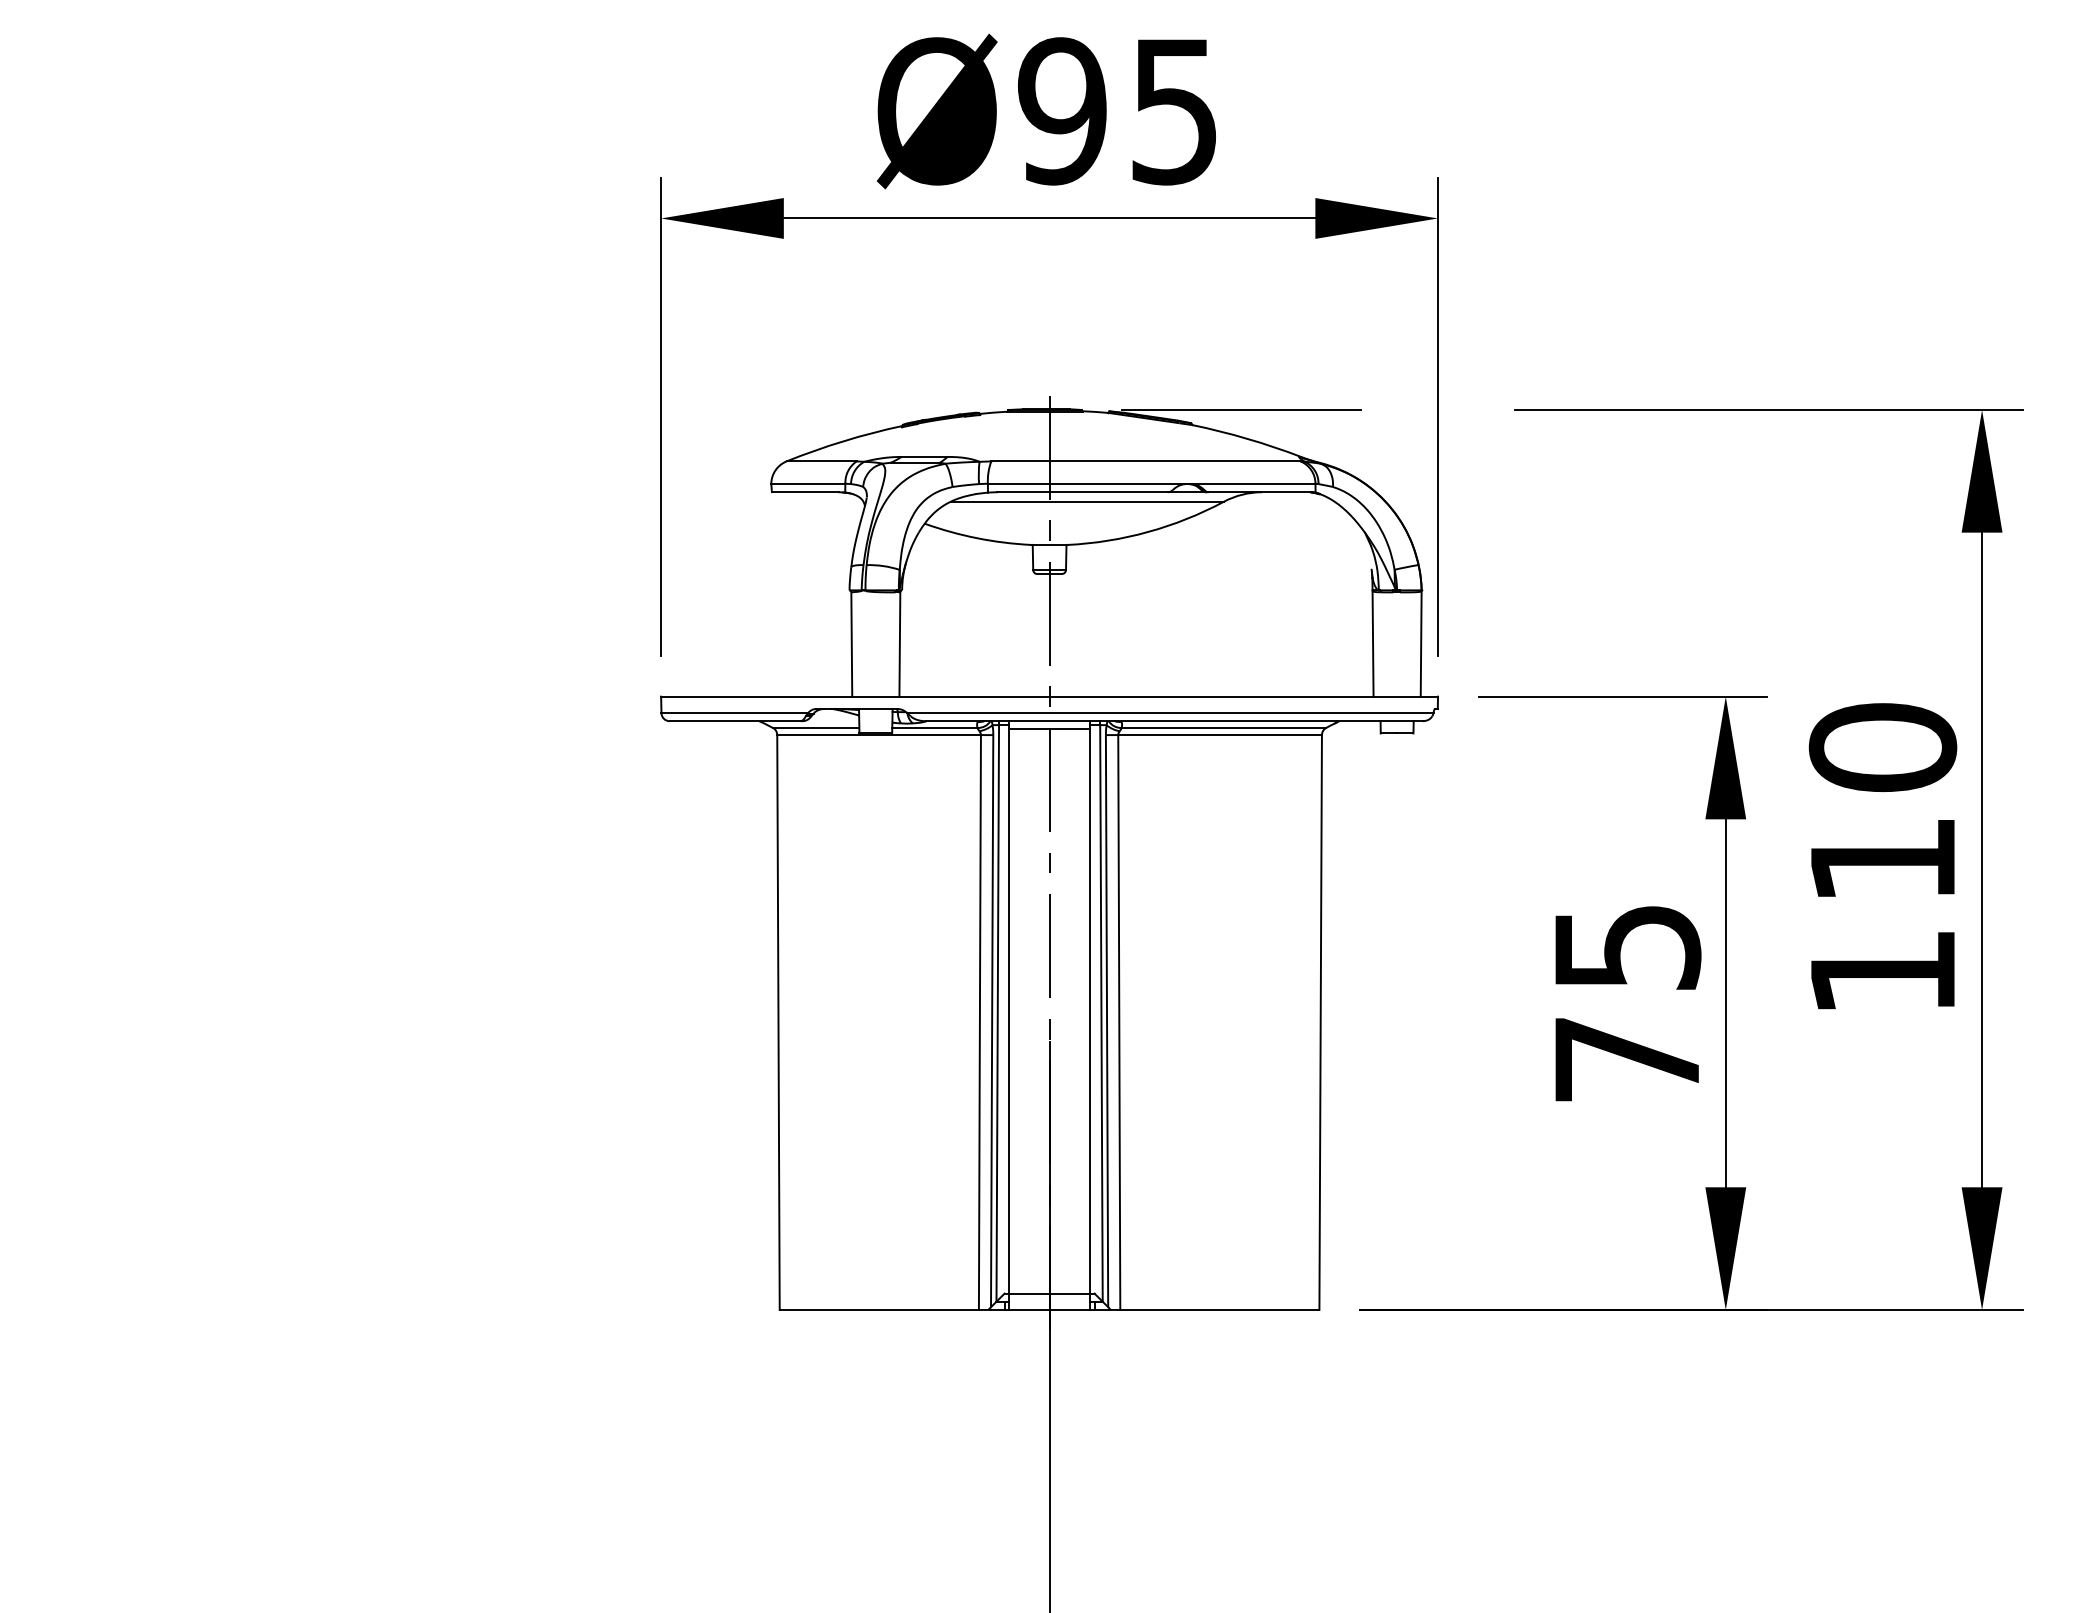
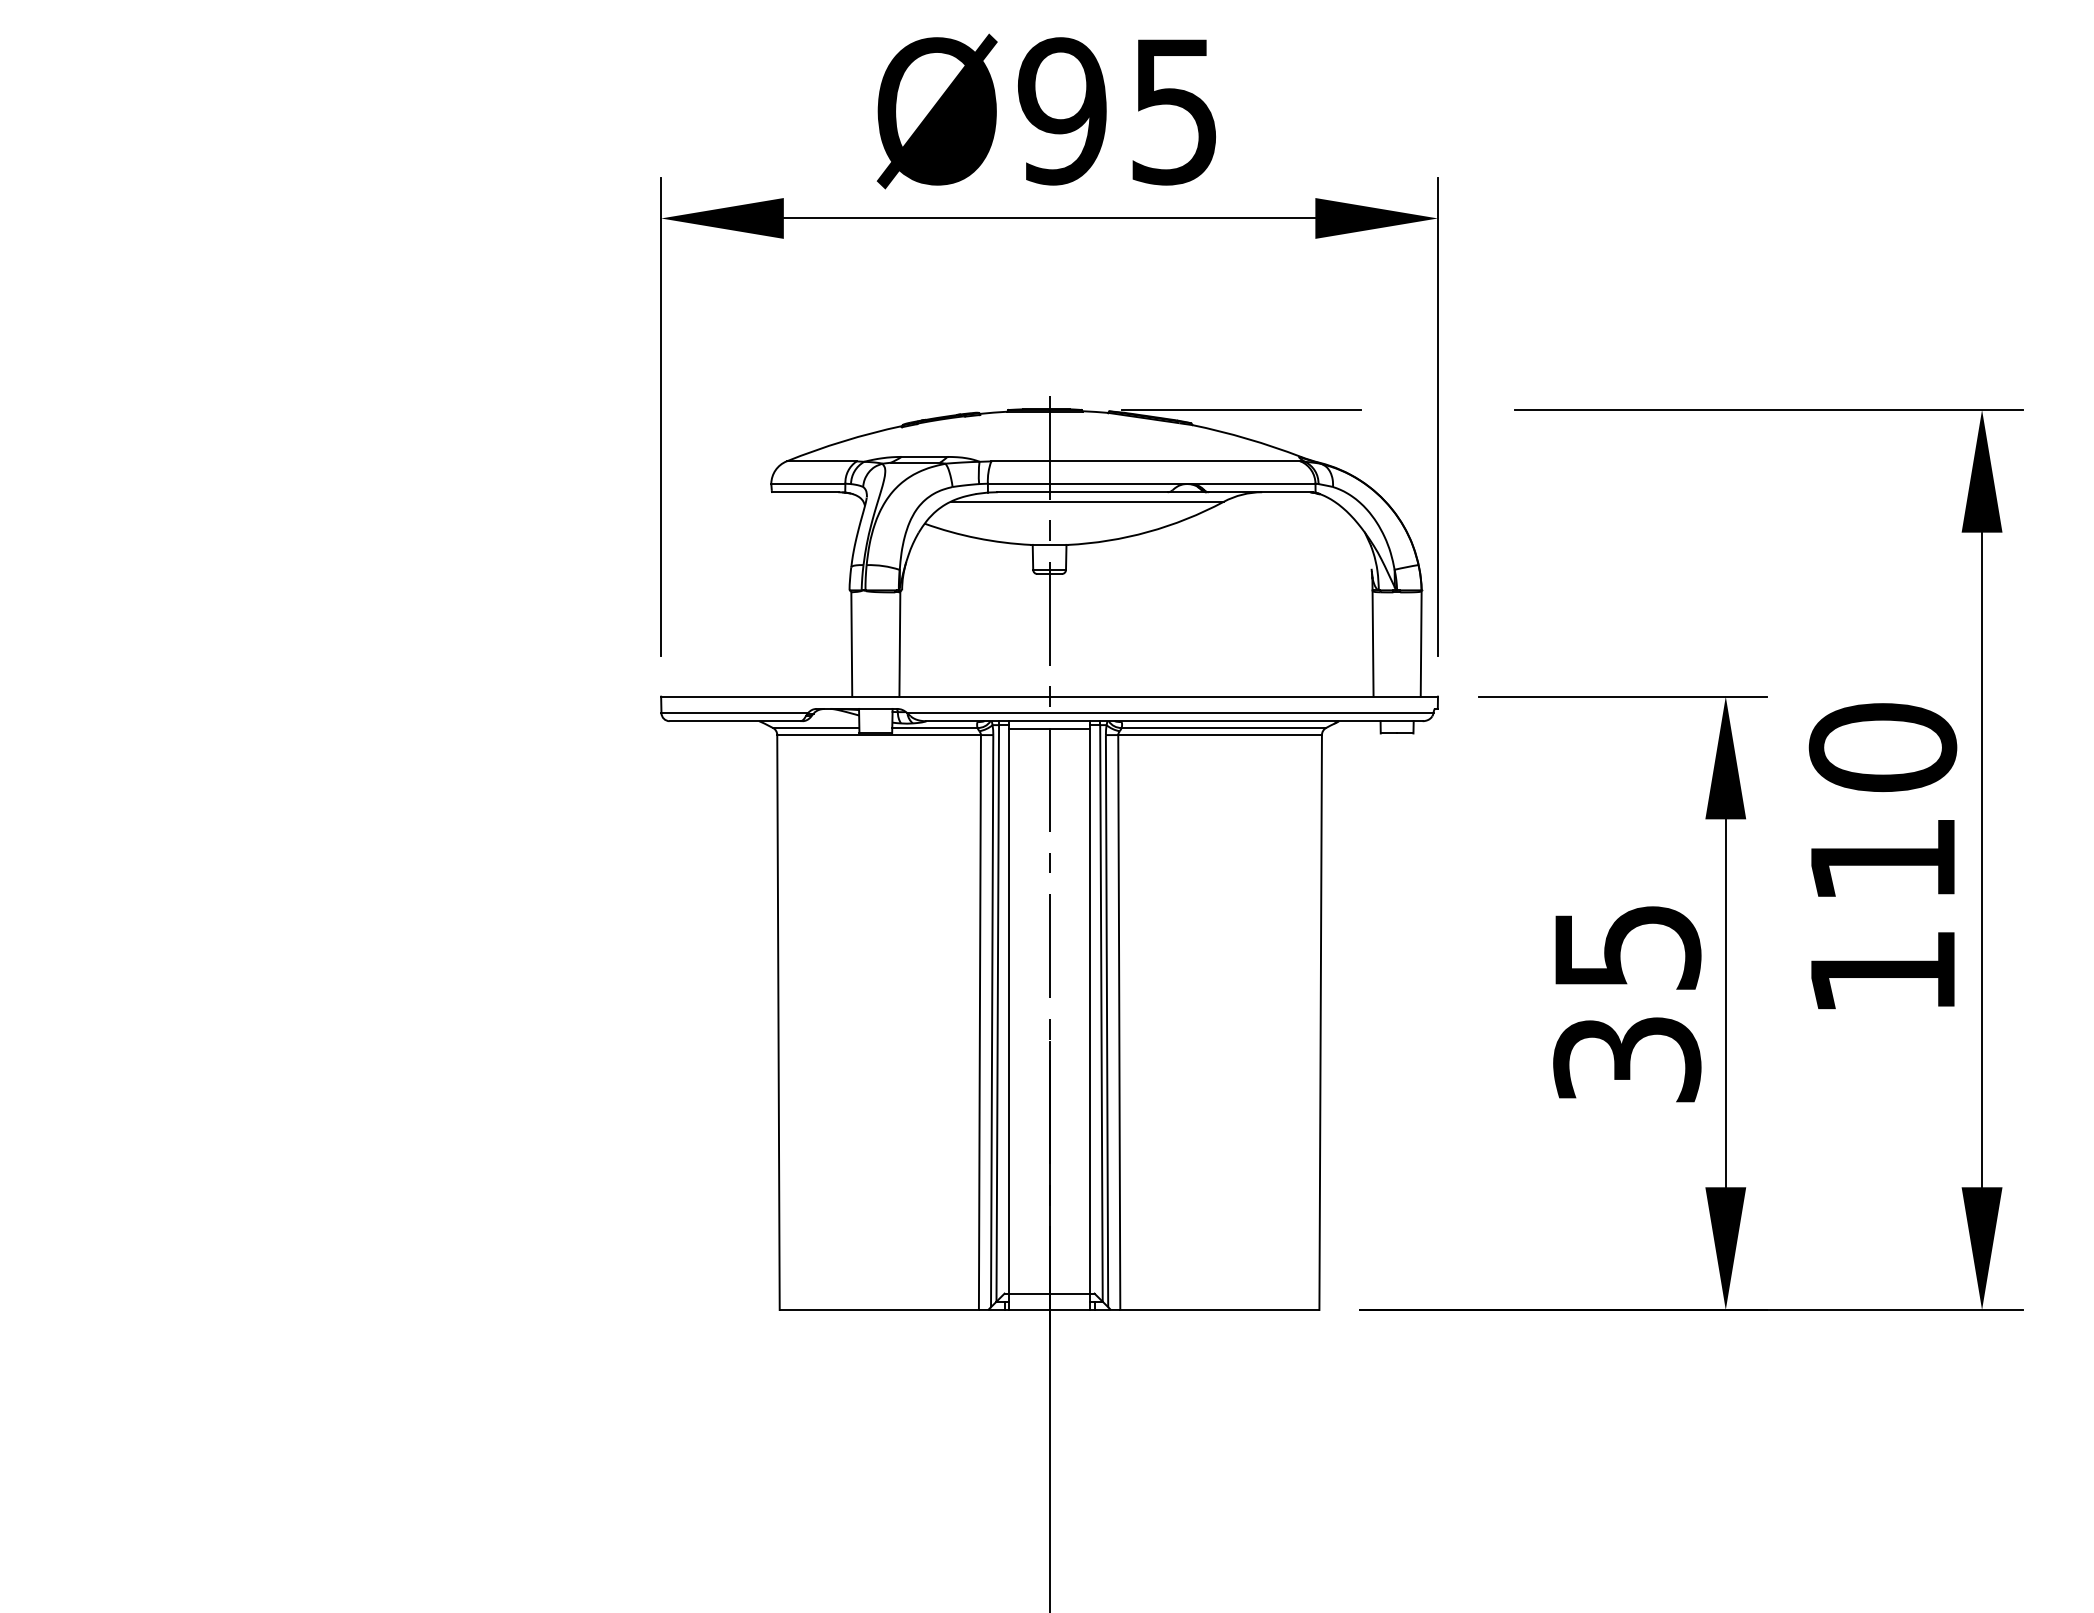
text: 75 -> 35 (1627, 1059)
